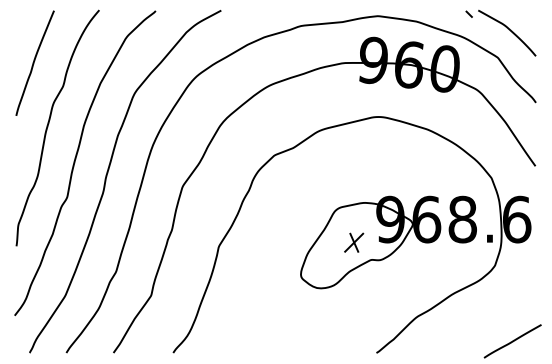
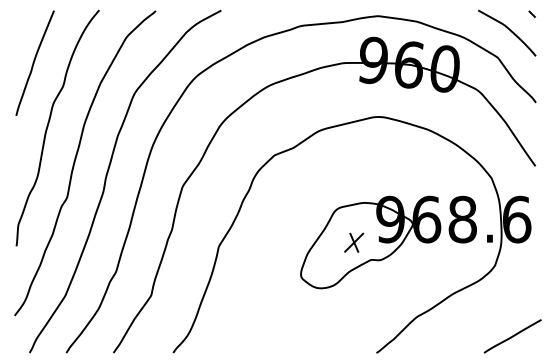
line position: (468, 13) -> (531, 13) (531, 13)
line position: (512, 341) -> (512, 336) (512, 336)
